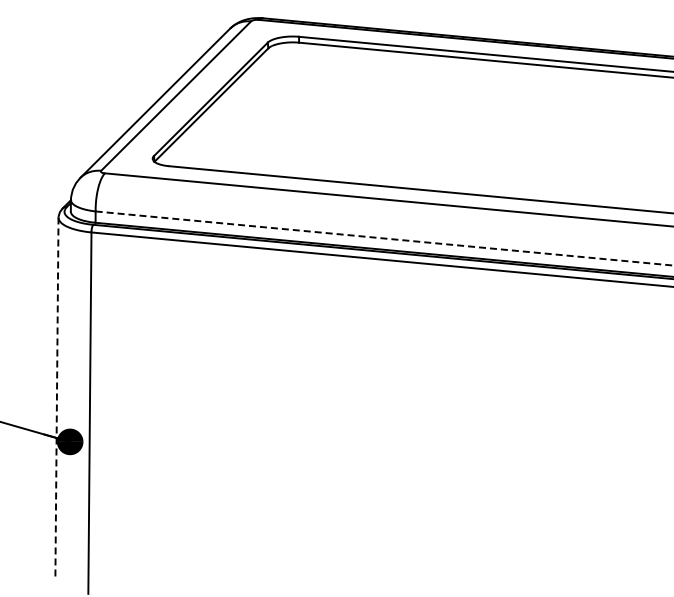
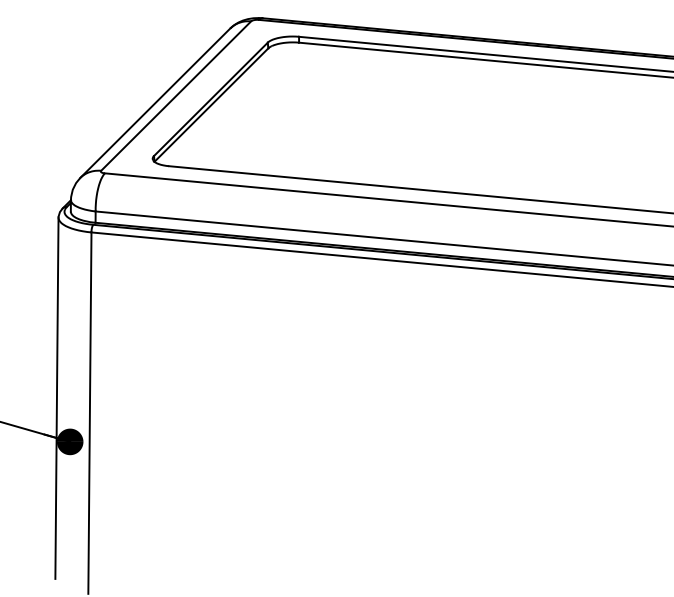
line: dashed -> solid (385, 238)
line: dashed -> solid (56, 398)
